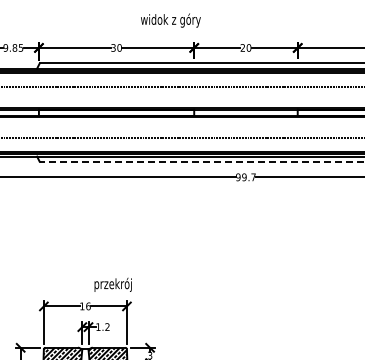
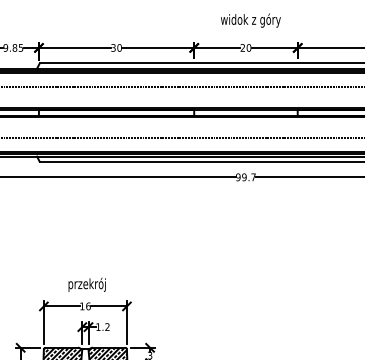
text position: (170, 20) -> (250, 20) (250, 20)
line: dashed -> solid (201, 161)
text position: (112, 284) -> (86, 284) (86, 284)
